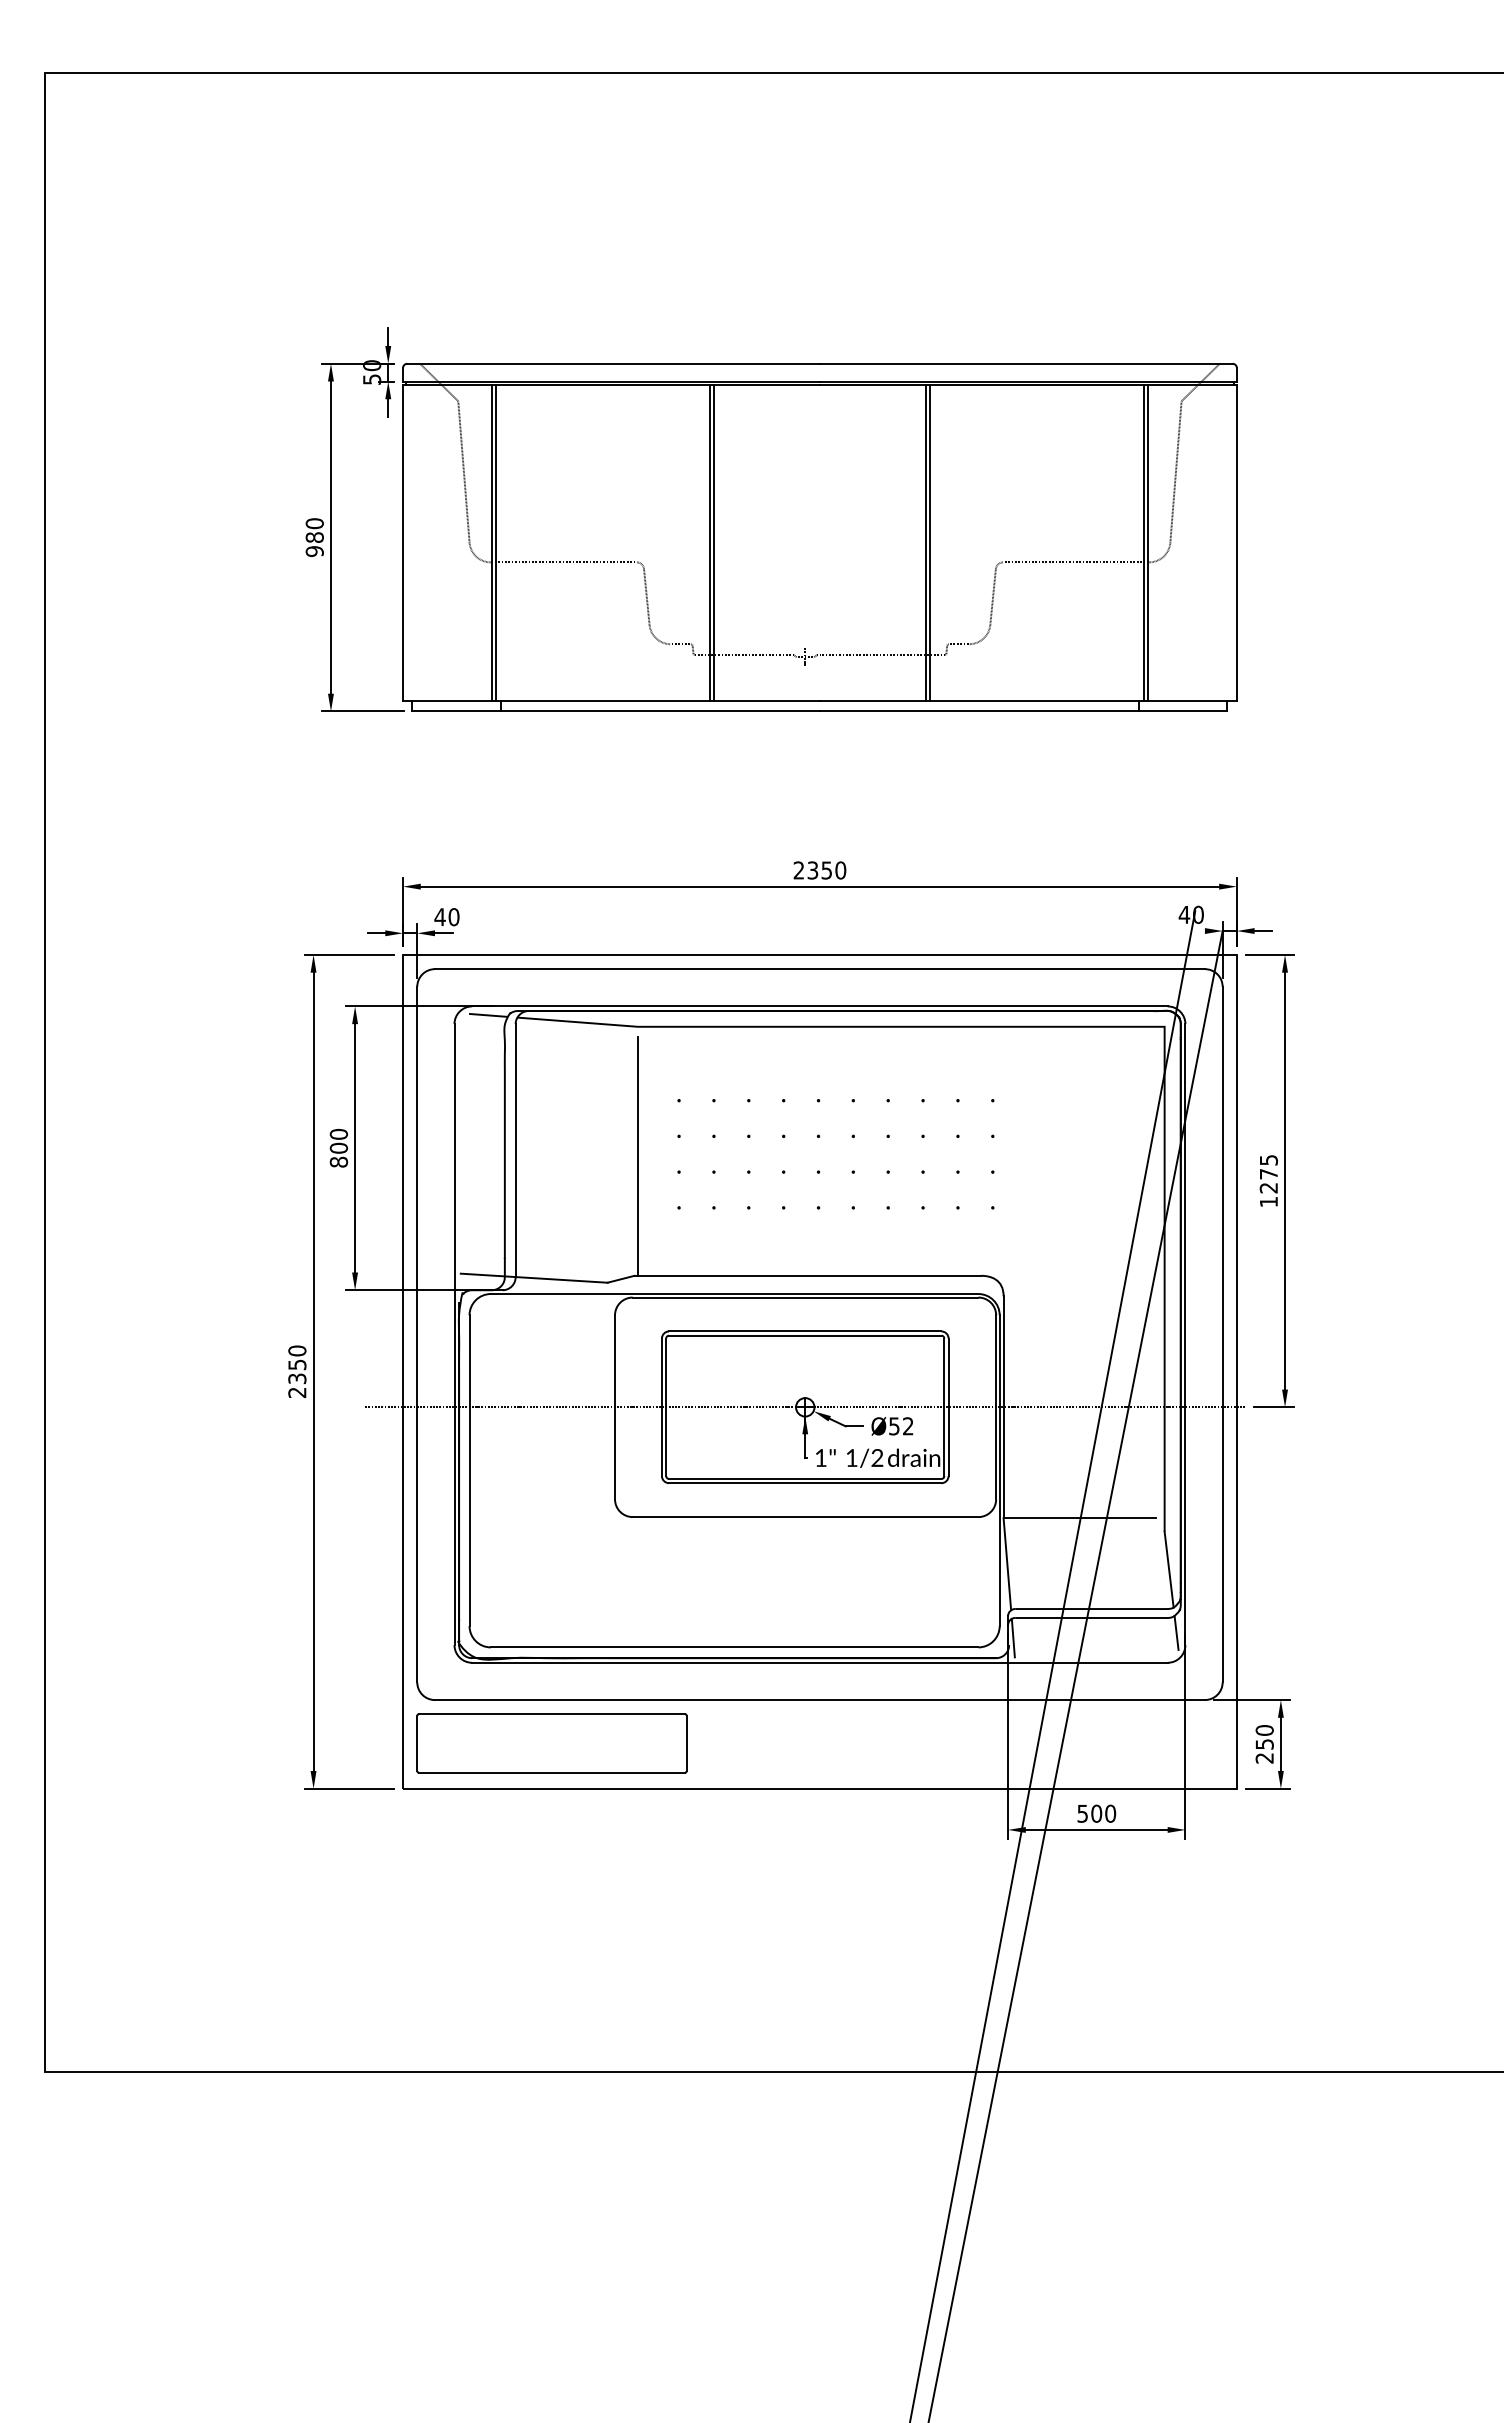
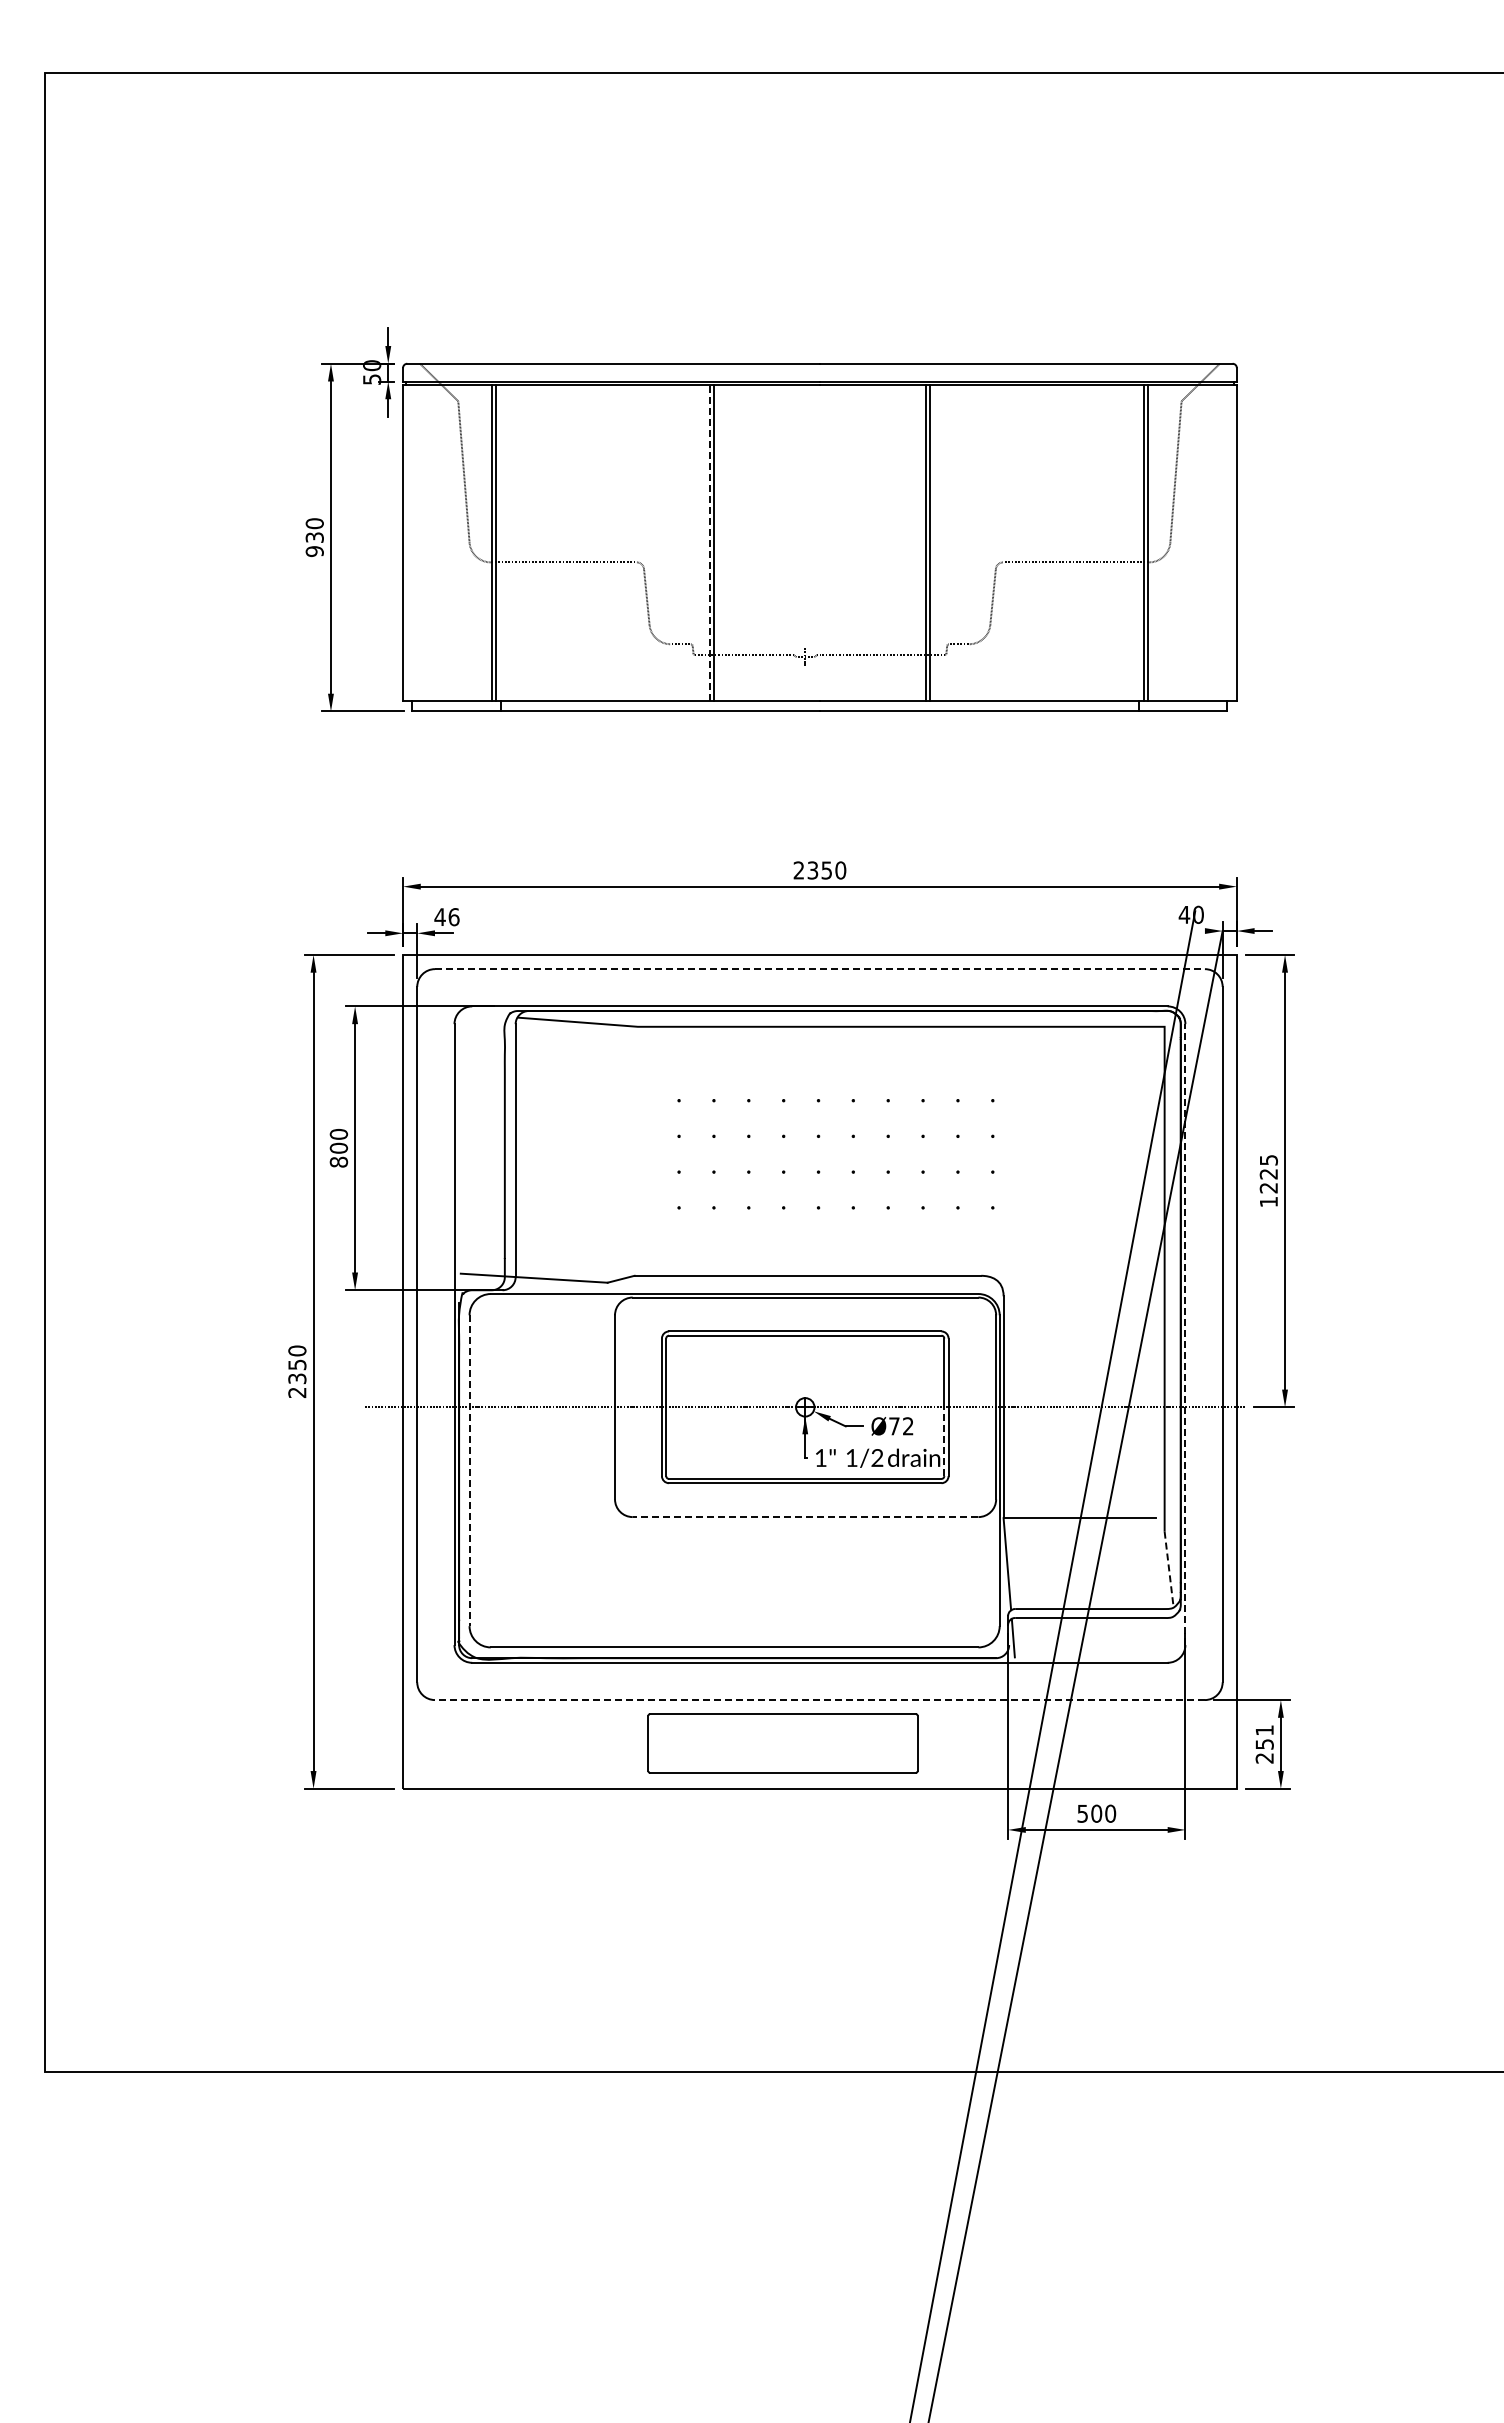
text: 980 -> 930 (314, 537)
line: solid -> dashed (709, 542)
text: 40 -> 46 (453, 917)
line: solid -> dashed (819, 969)
line: present -> none (488, 1015)
line: present -> none (638, 1155)
text: 1275 -> 1225 (1268, 1174)
line: solid -> dashed (1185, 1334)
text: Ø52 -> Ø72 (894, 1426)
line: solid -> dashed (944, 1441)
line: solid -> dashed (469, 1471)
line: solid -> dashed (805, 1517)
line: solid -> dashed (1169, 1570)
line: present -> none (1176, 1633)
line: solid -> dashed (819, 1700)
text: 250 -> 251 (1264, 1730)
part position: (551, 1743) -> (782, 1743) (782, 1743)
